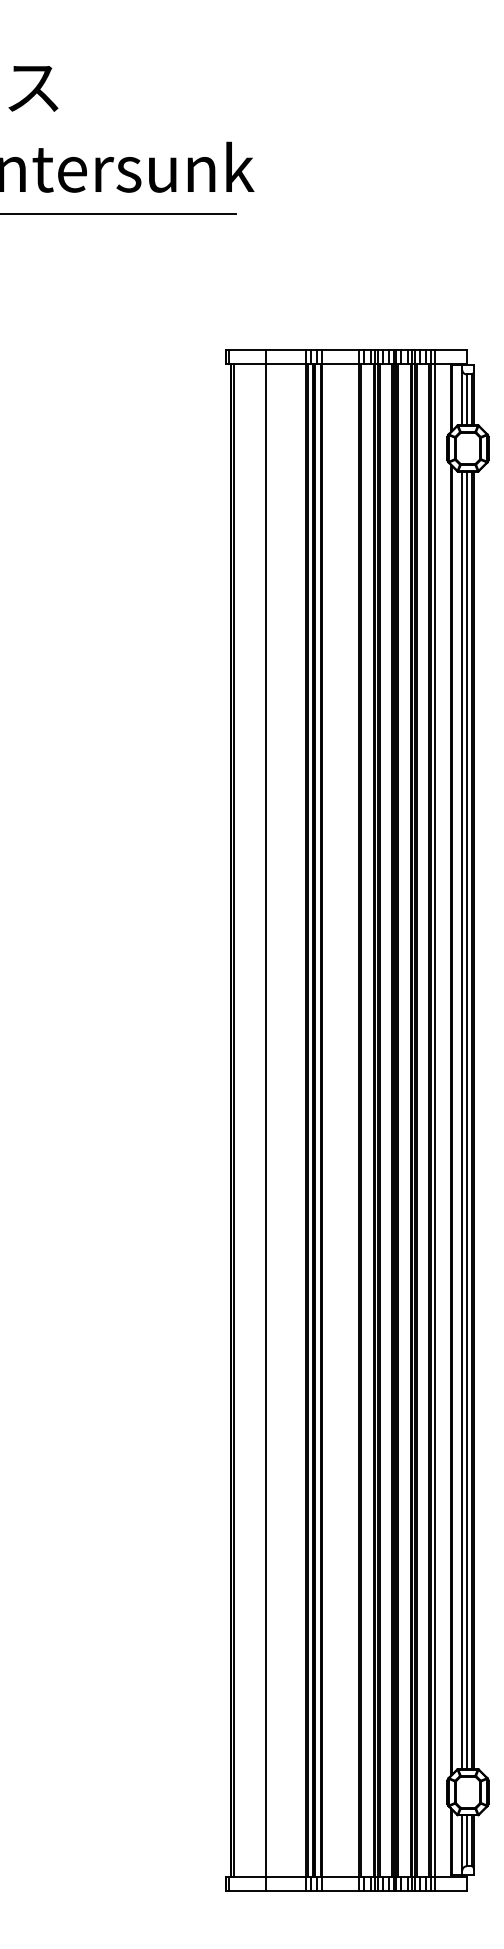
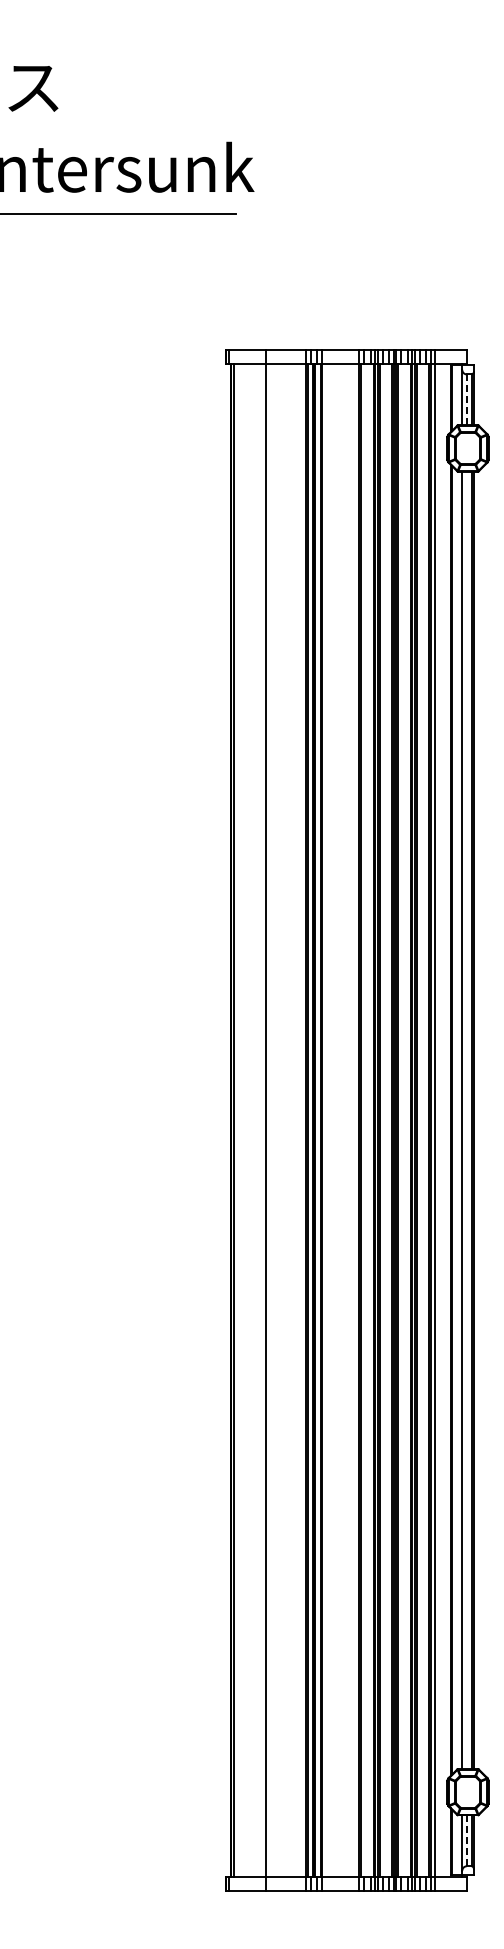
line: solid -> dashed (466, 399)
line: present -> none (466, 1120)
line: solid -> dashed (466, 1840)
